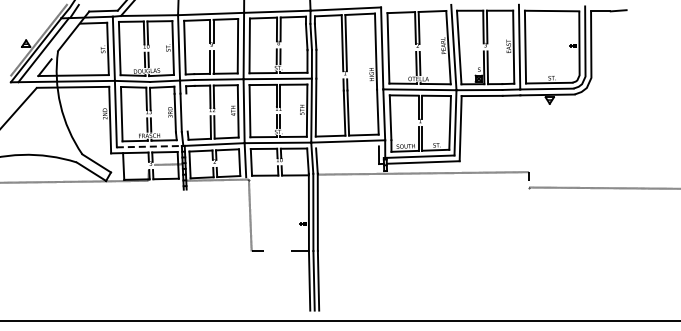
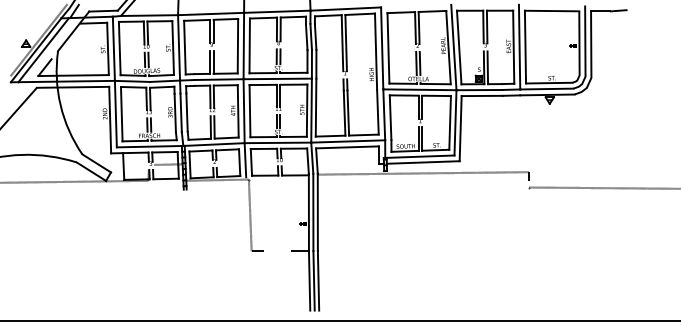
line: none -> present (186, 112)
line: dashed -> solid (150, 146)
line: none -> present (347, 147)
